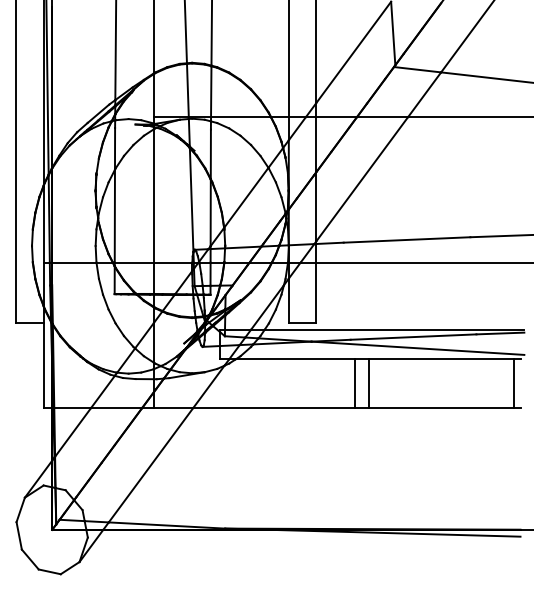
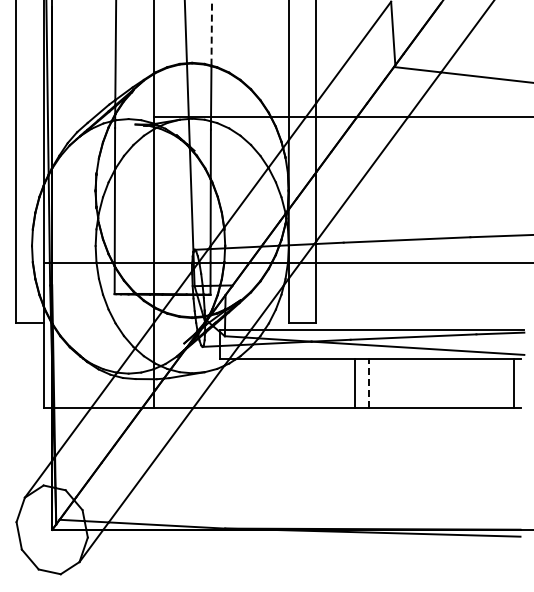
line: solid -> dashed (211, 32)
line: solid -> dashed (368, 383)
